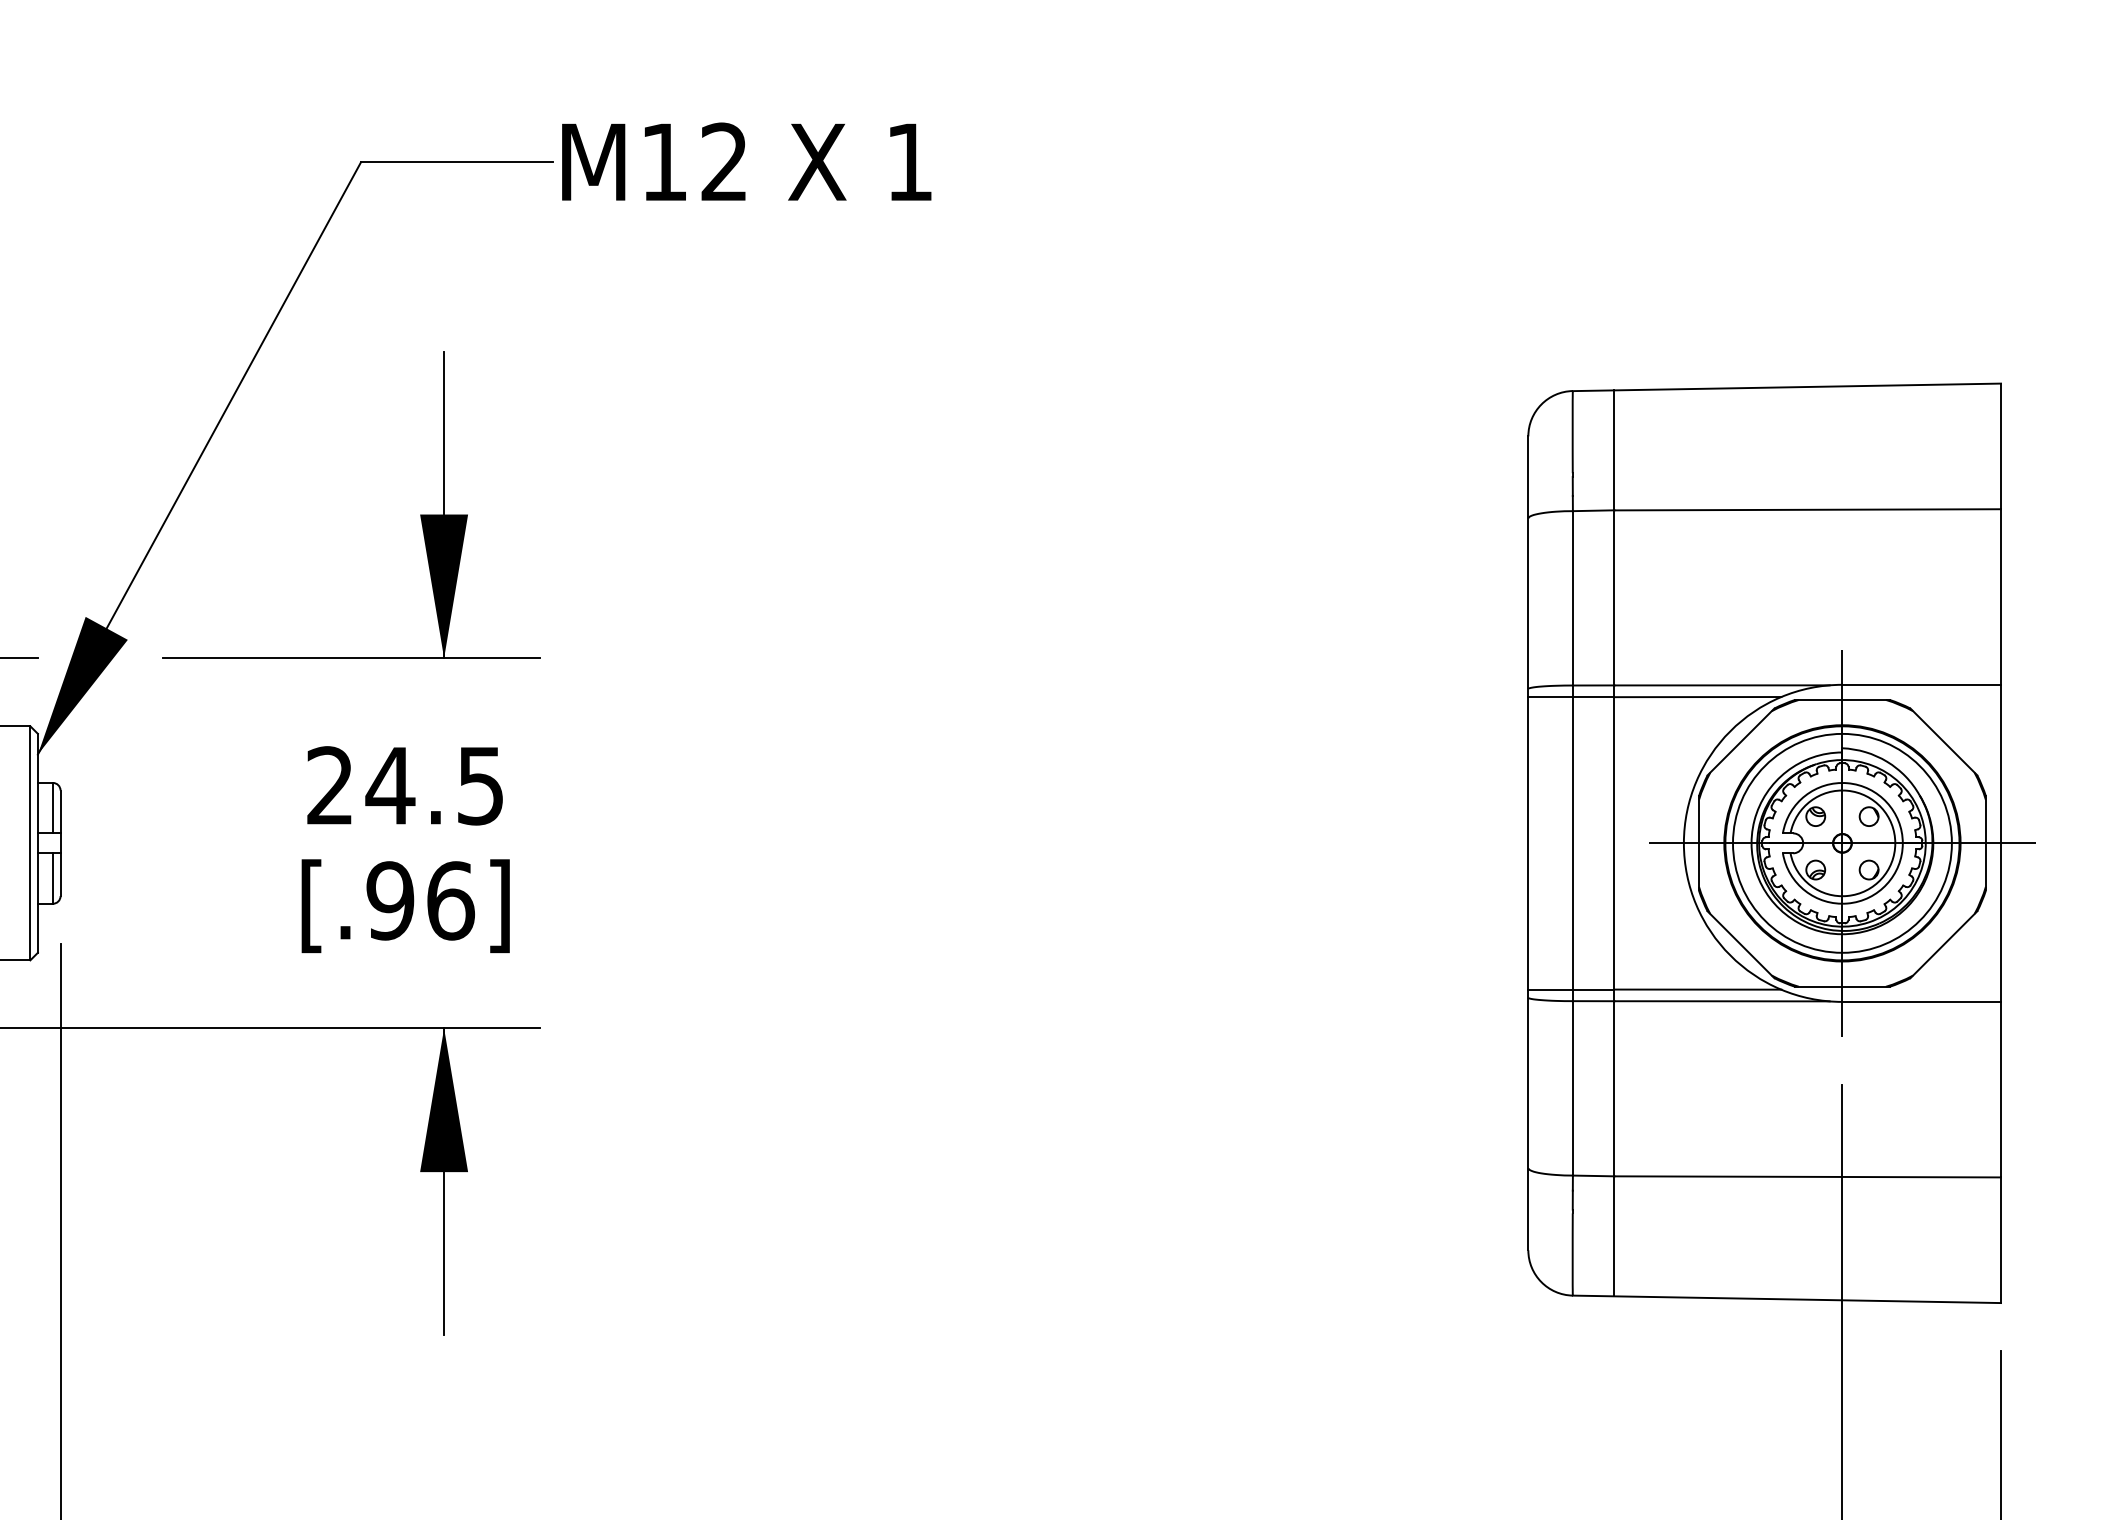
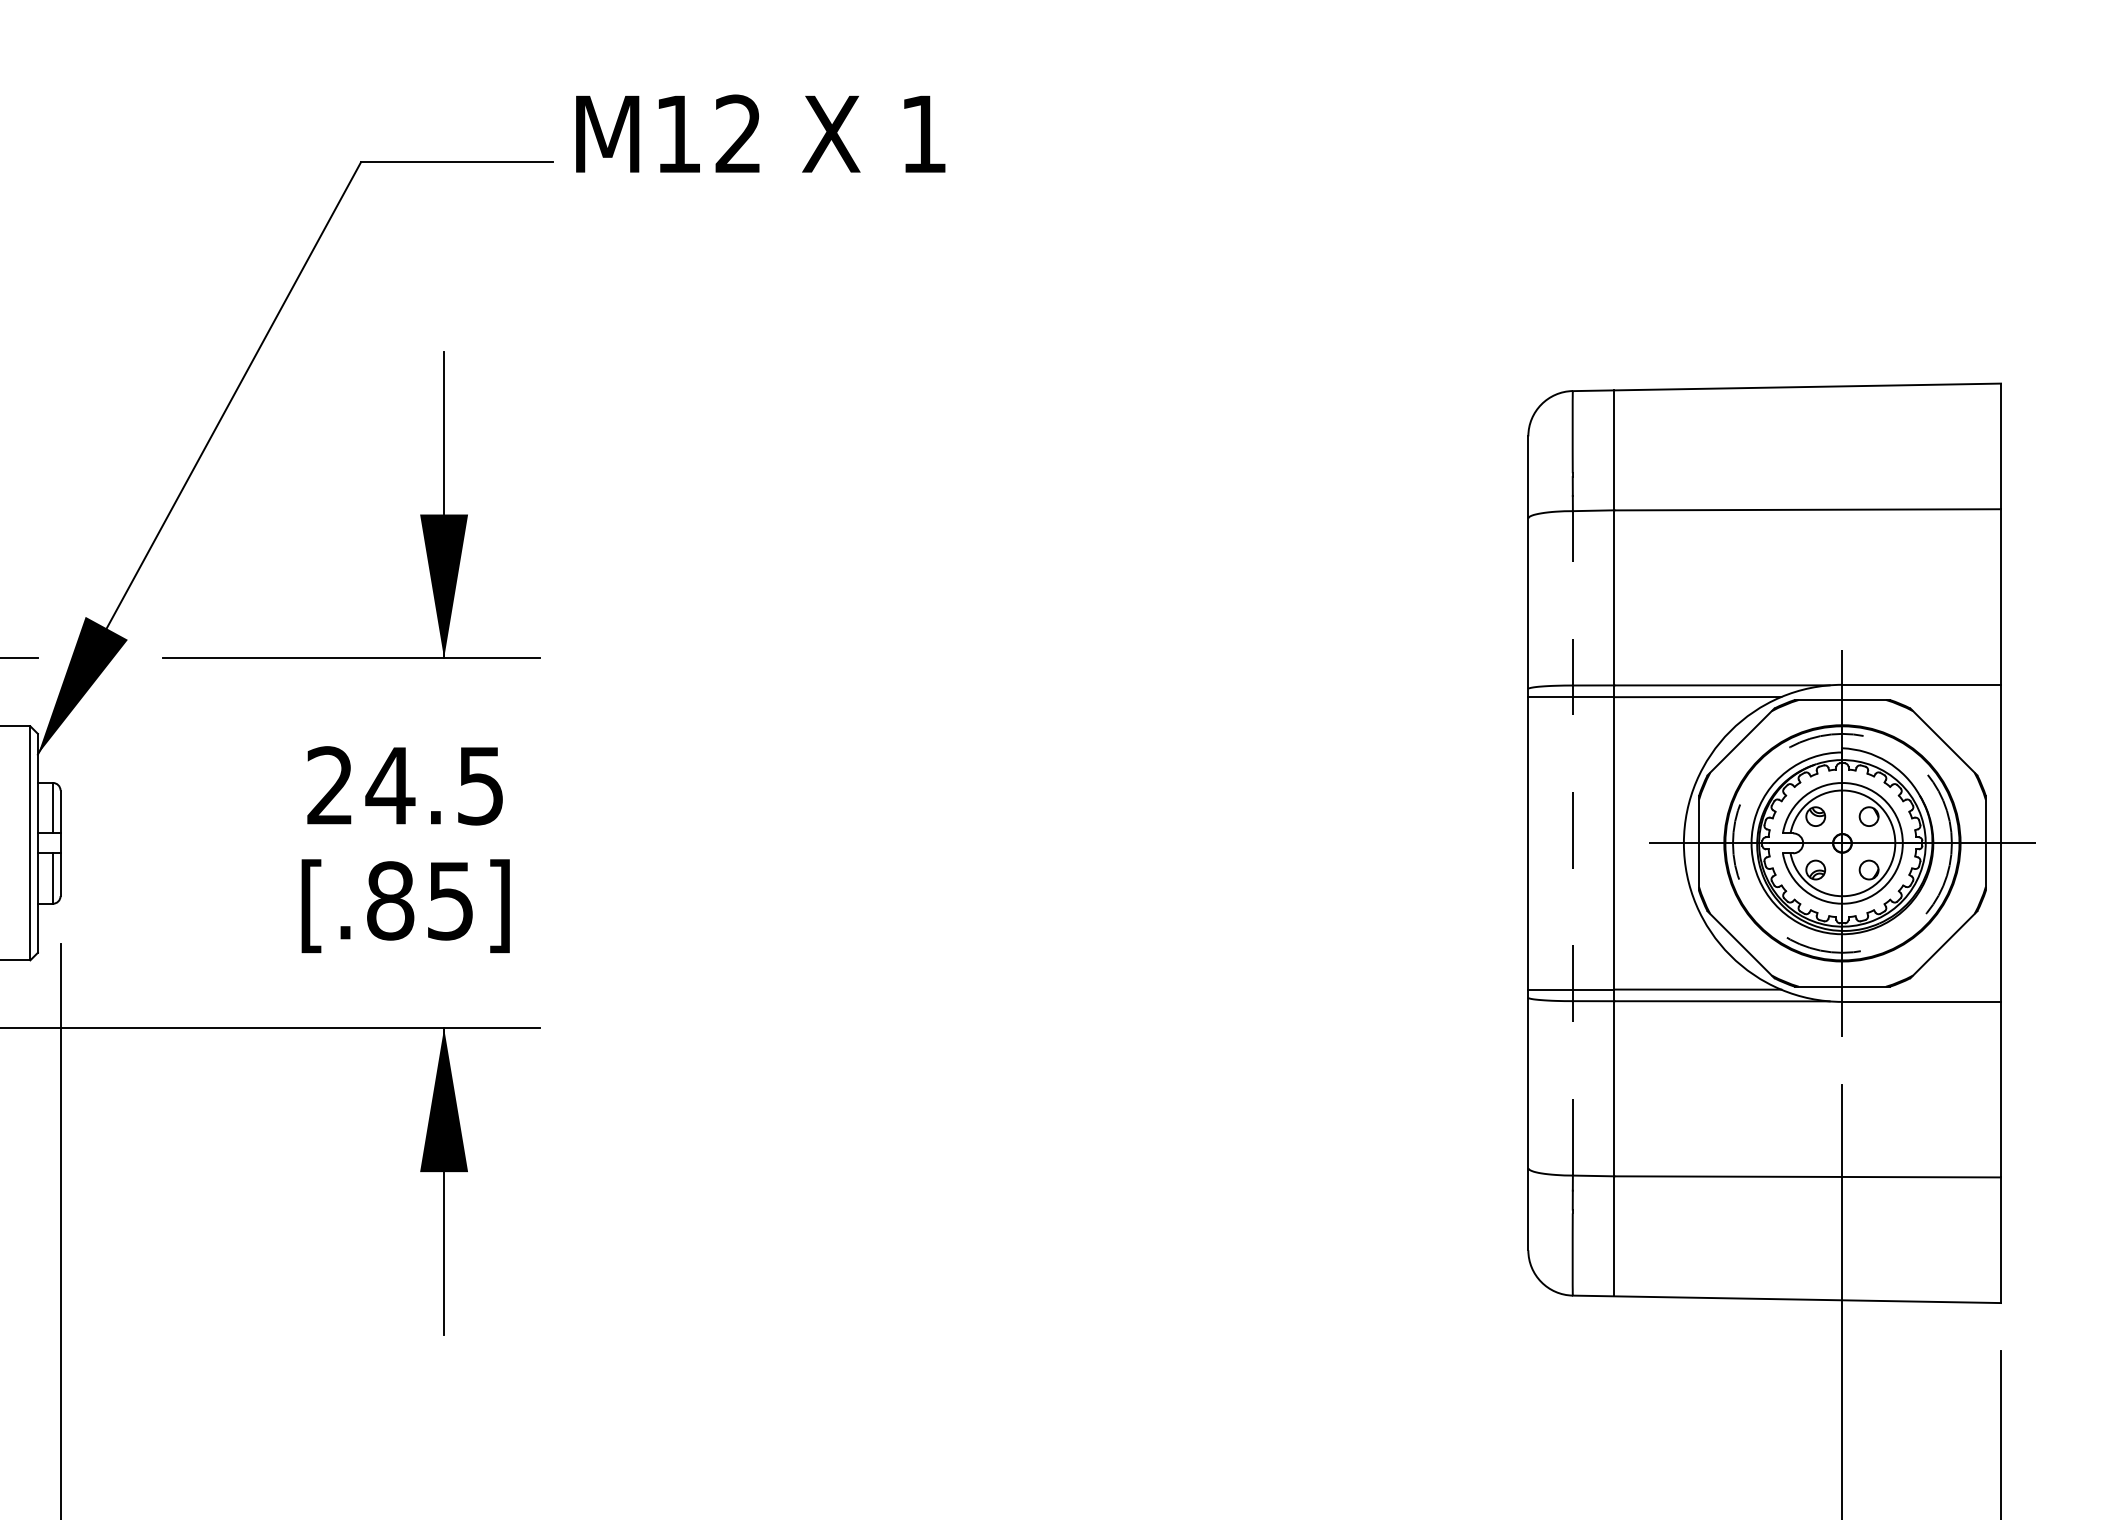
text position: (746, 161) -> (760, 133) (760, 133)
line: solid -> dashed (1572, 842)
circle: solid -> dashed (1841, 842)
text: [.96] -> [.85] (420, 900)
